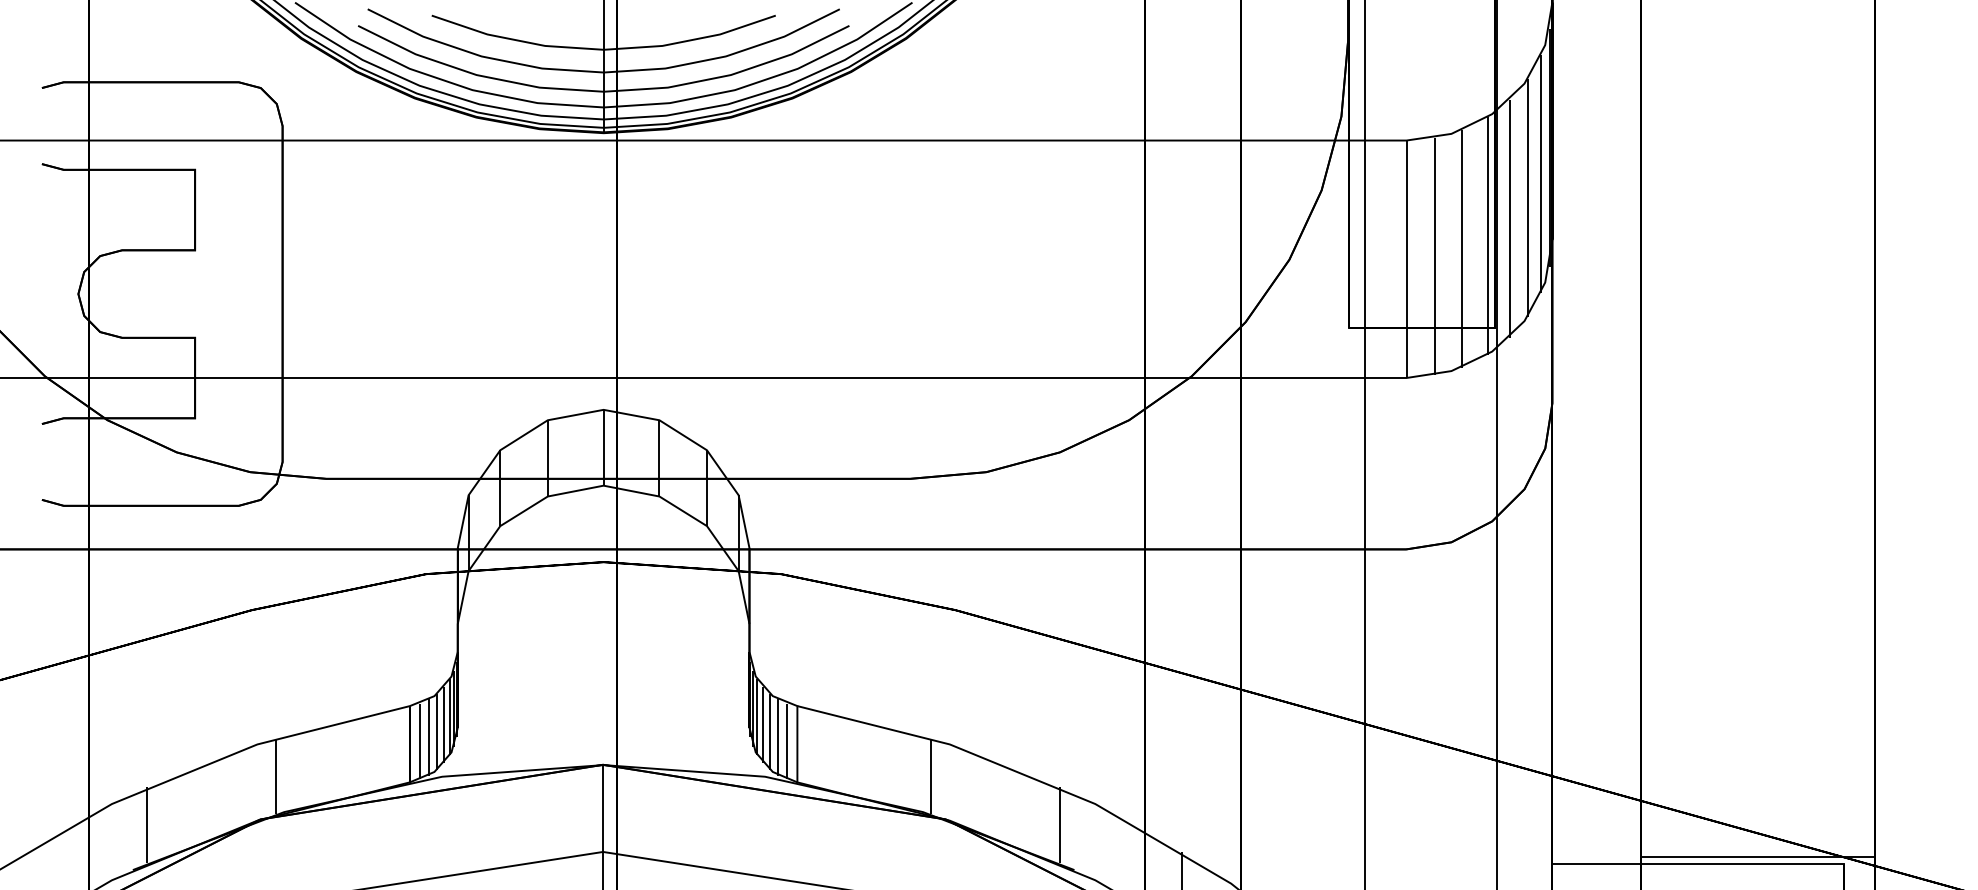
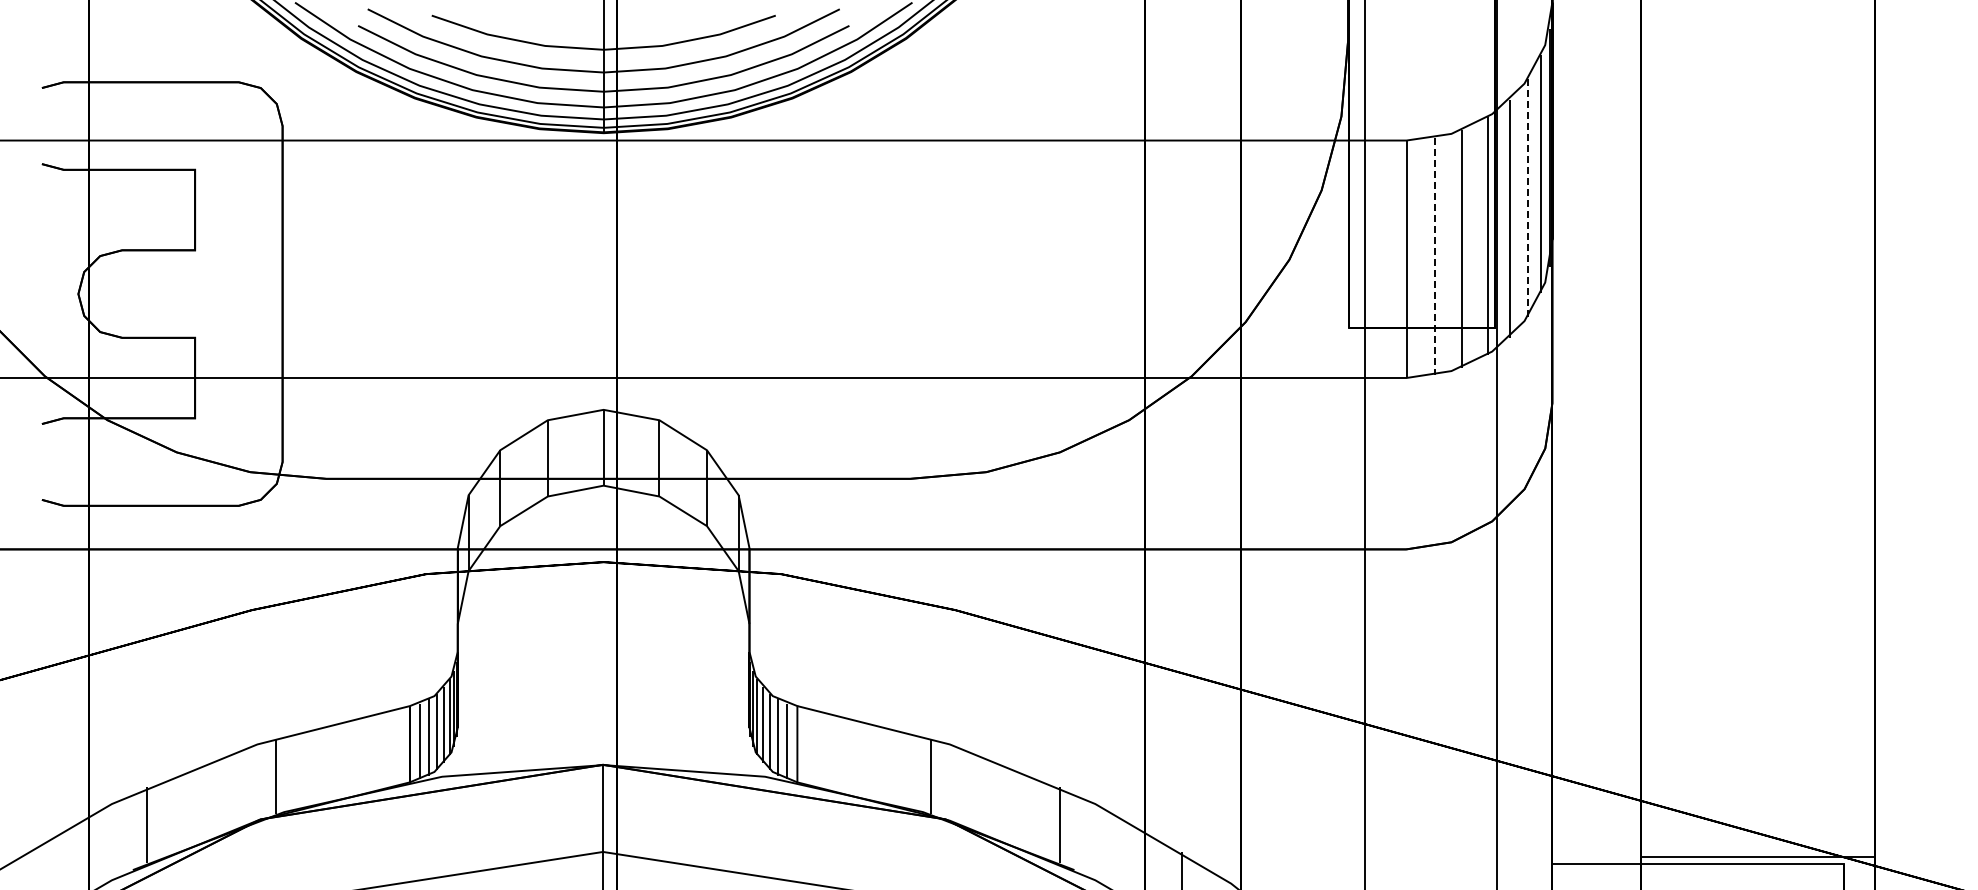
line: solid -> dashed (1527, 197)
line: solid -> dashed (1434, 256)
